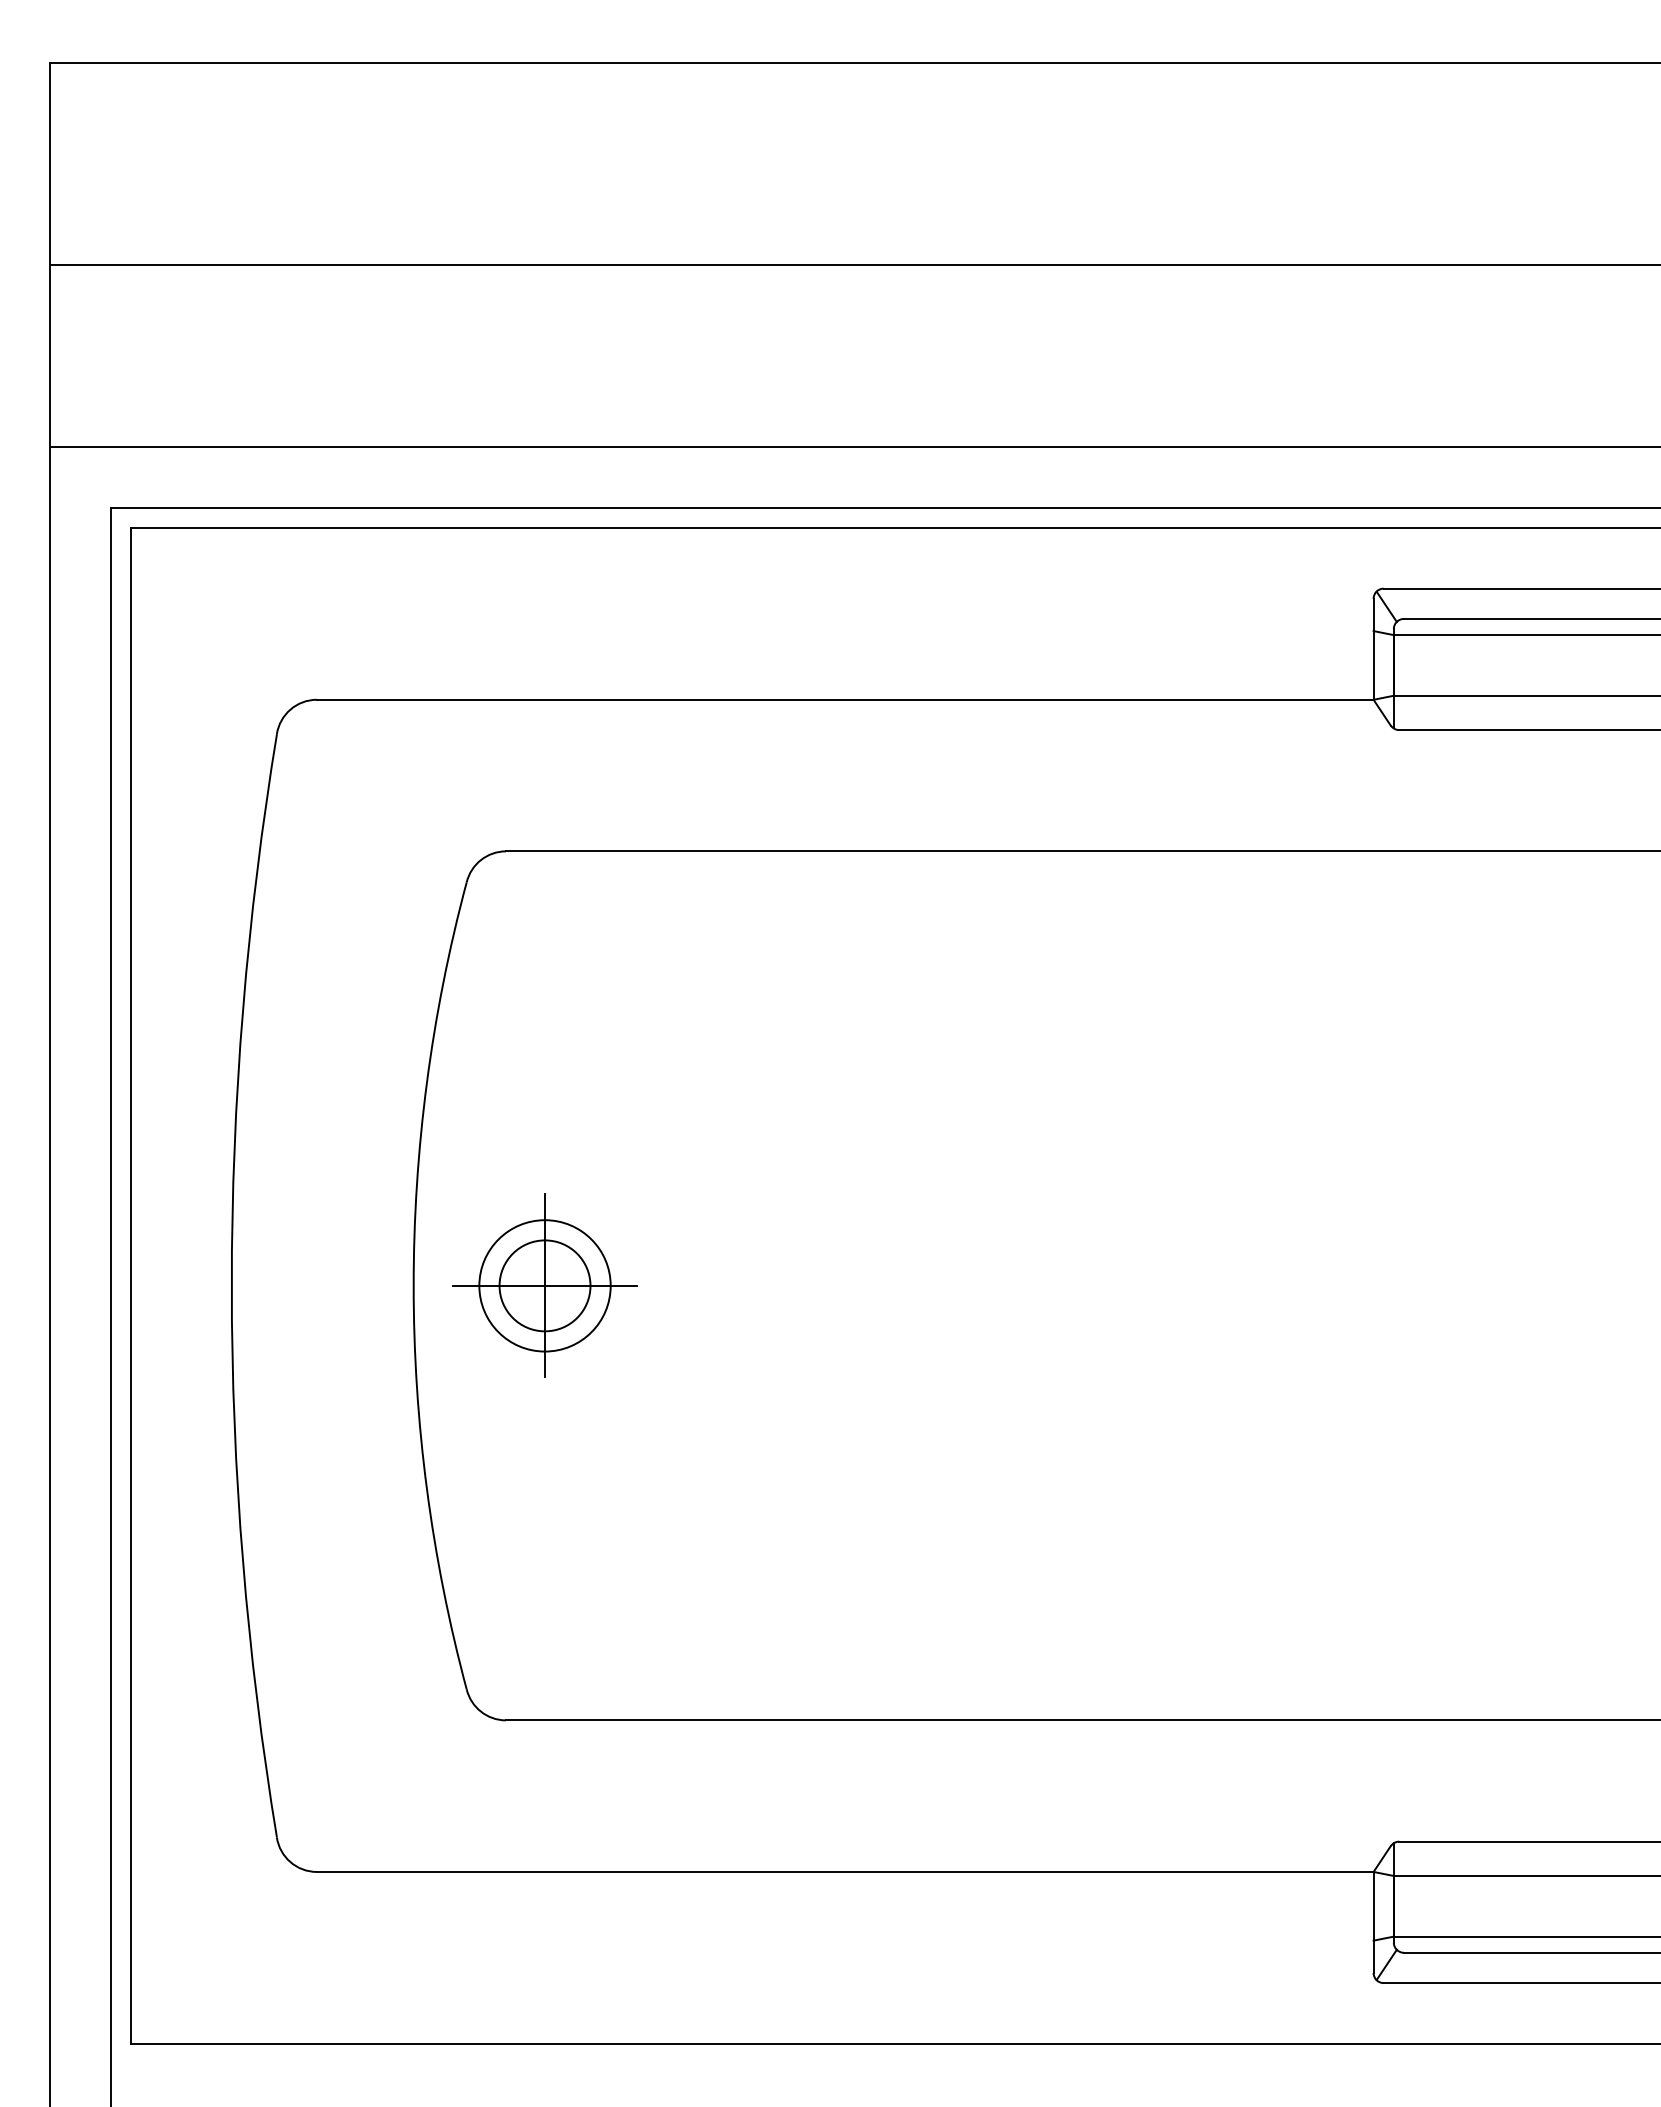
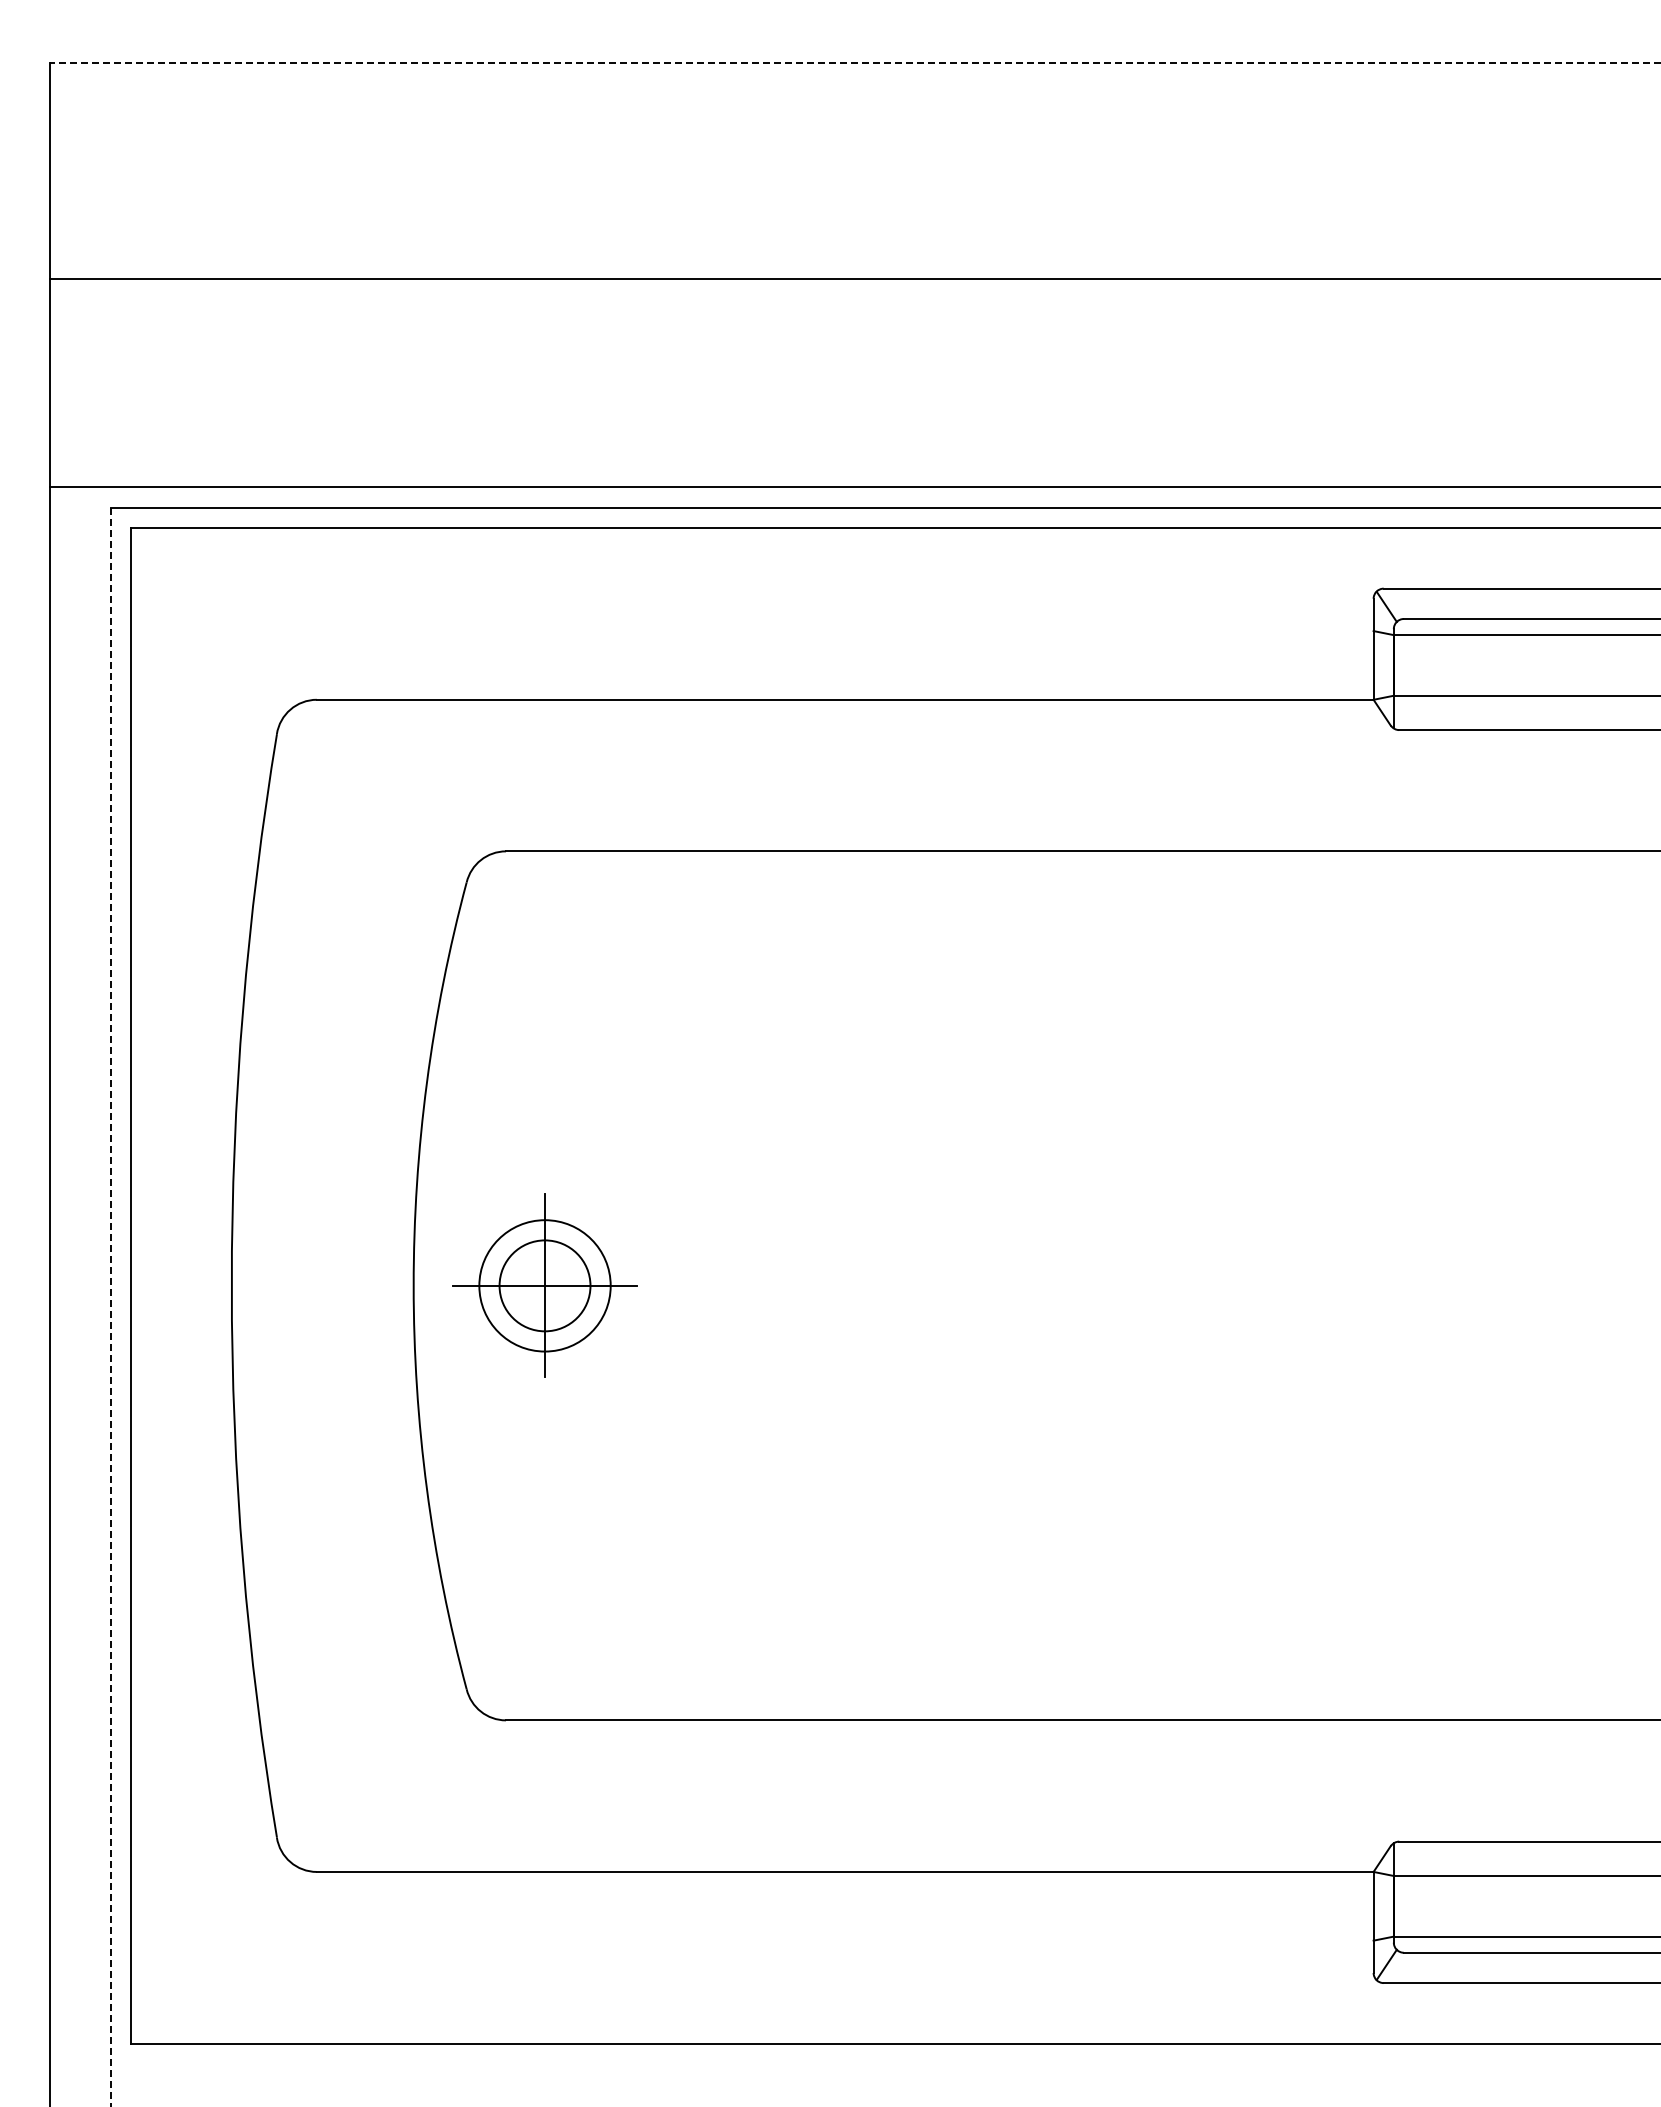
line: solid -> dashed (854, 63)
line position: (853, 265) -> (853, 279) (853, 279)
line position: (853, 447) -> (853, 487) (853, 487)
line: solid -> dashed (110, 1307)
